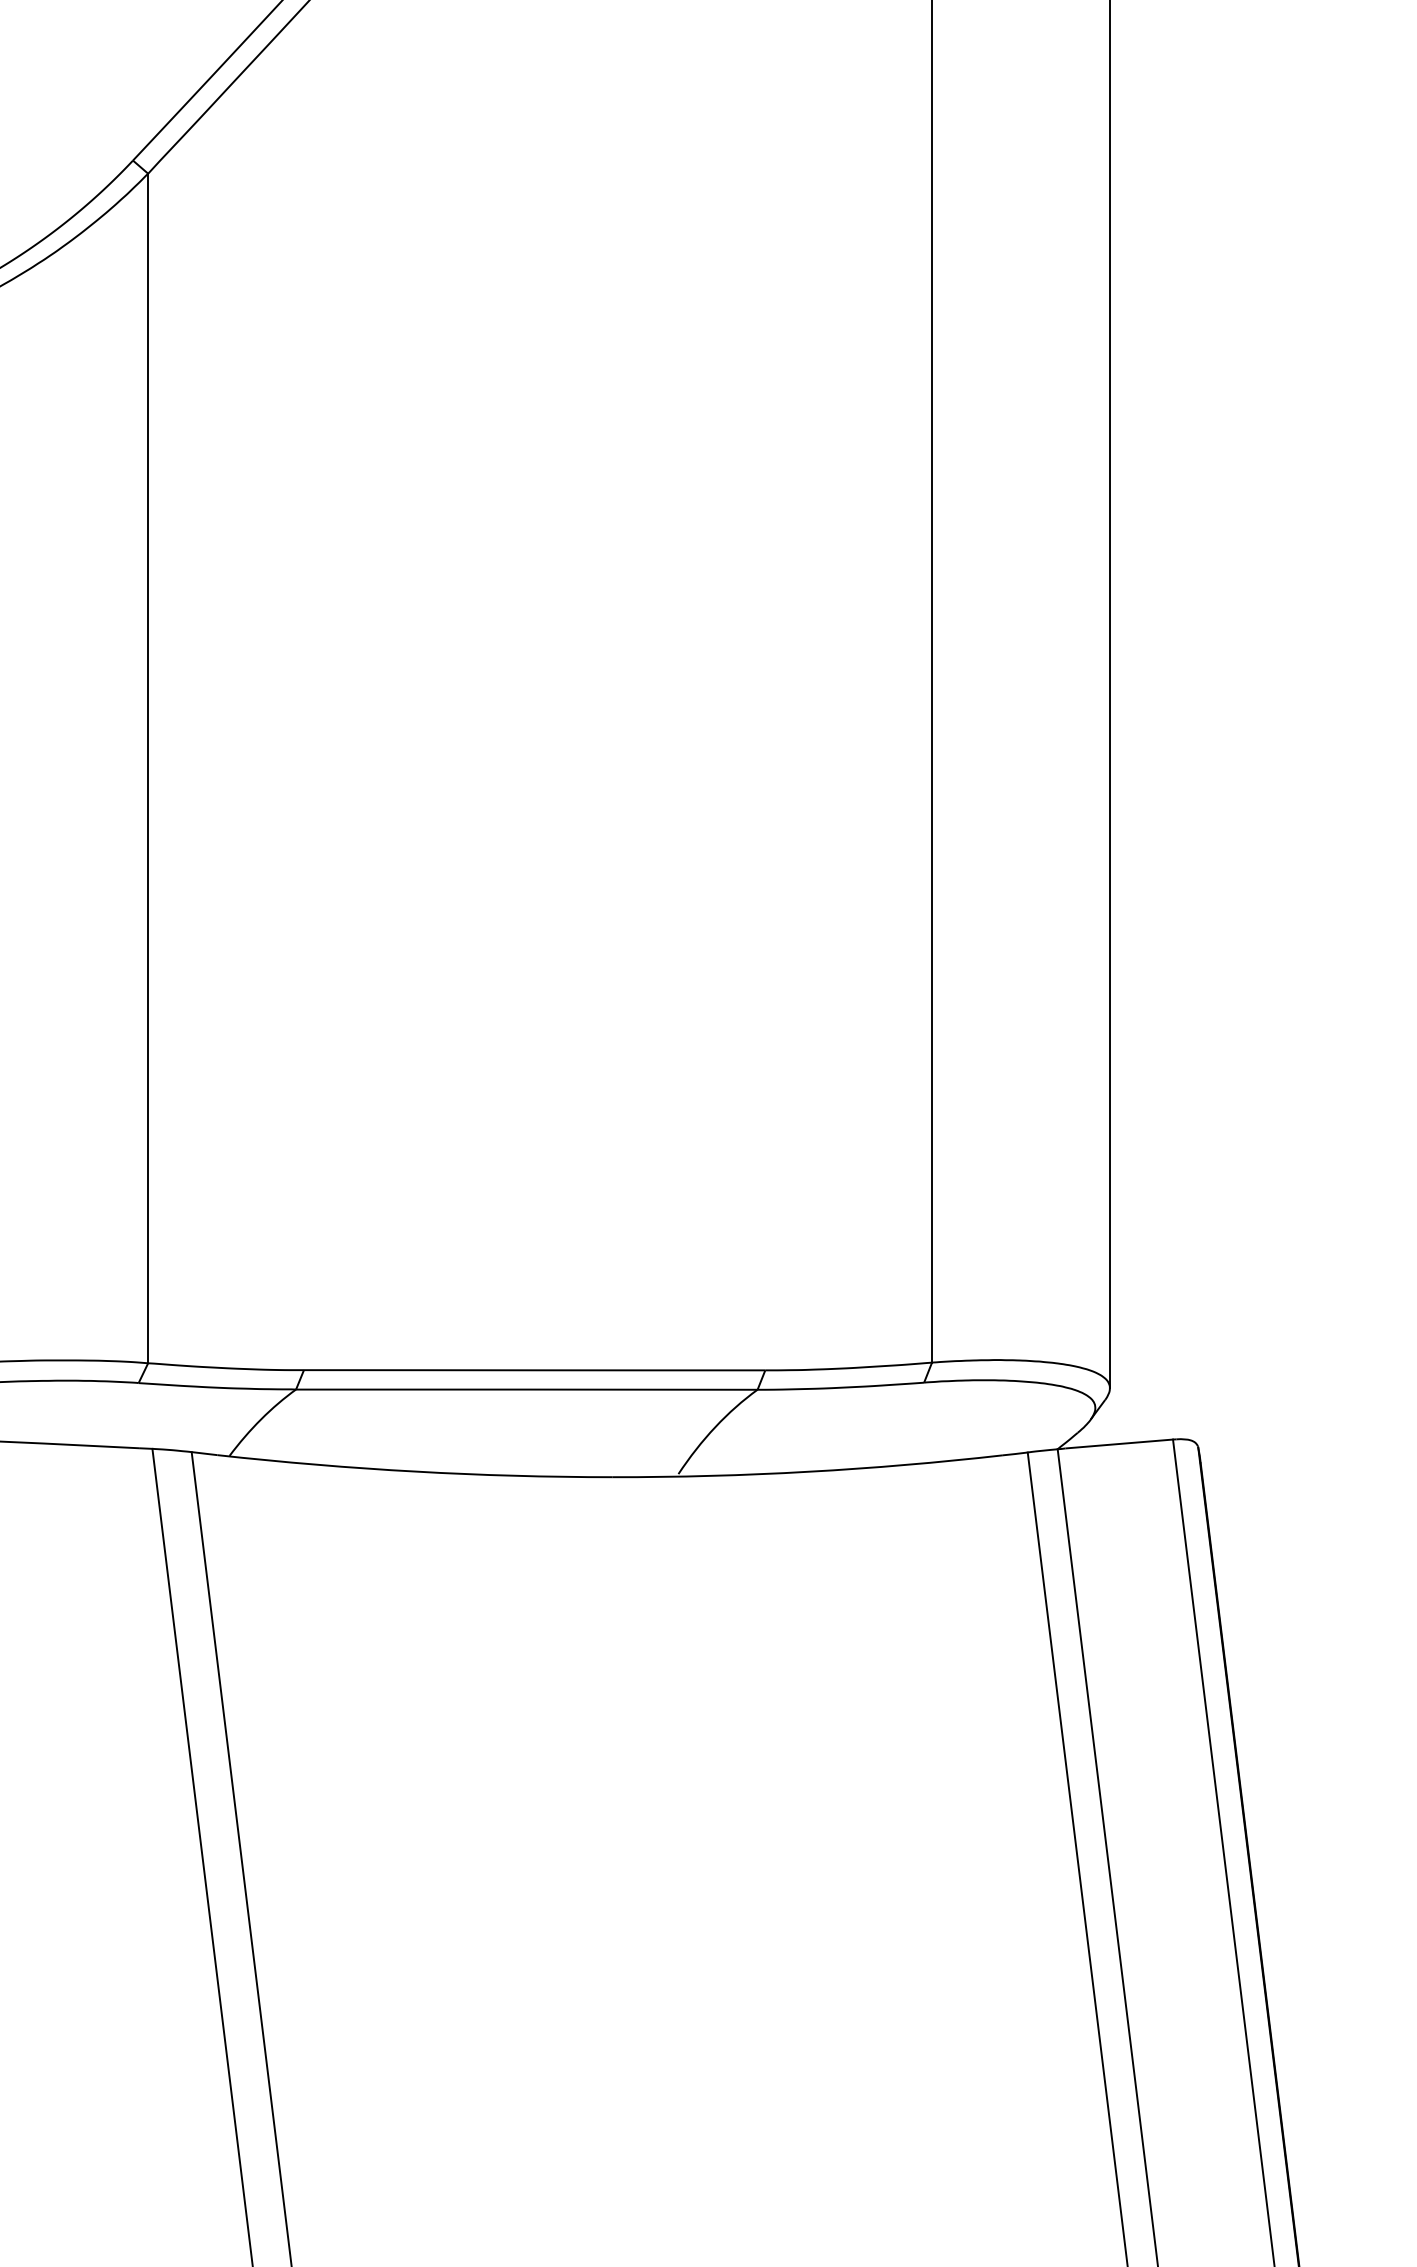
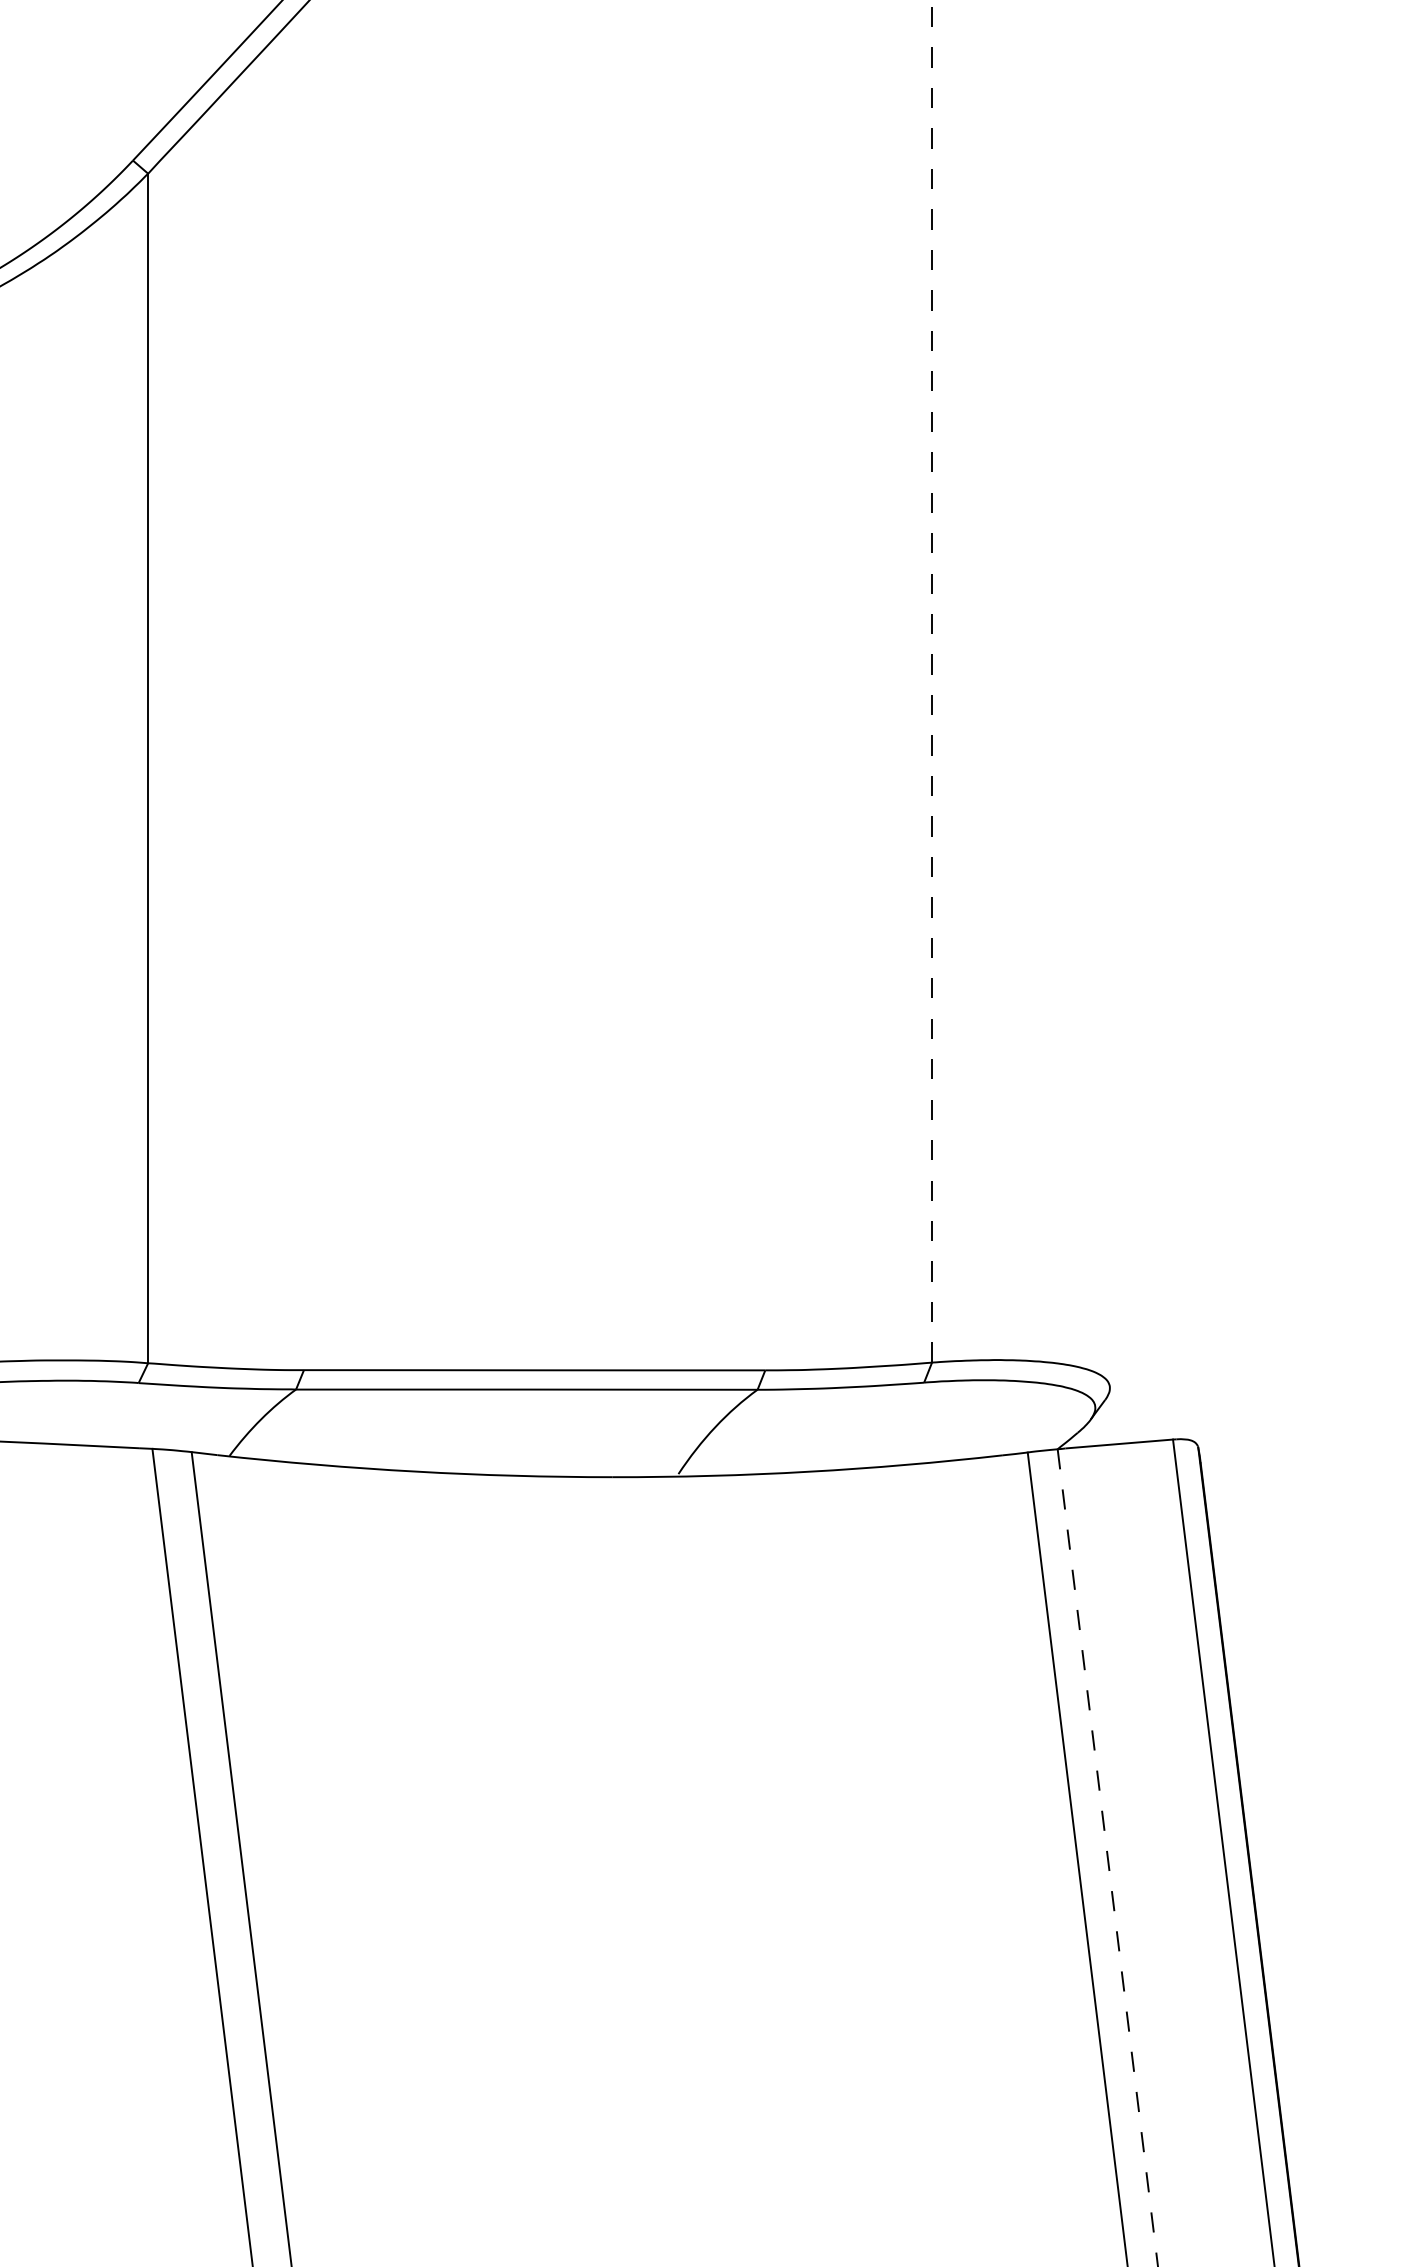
line: solid -> dashed (932, 681)
line: present -> none (1109, 695)
line: solid -> dashed (1107, 1858)
